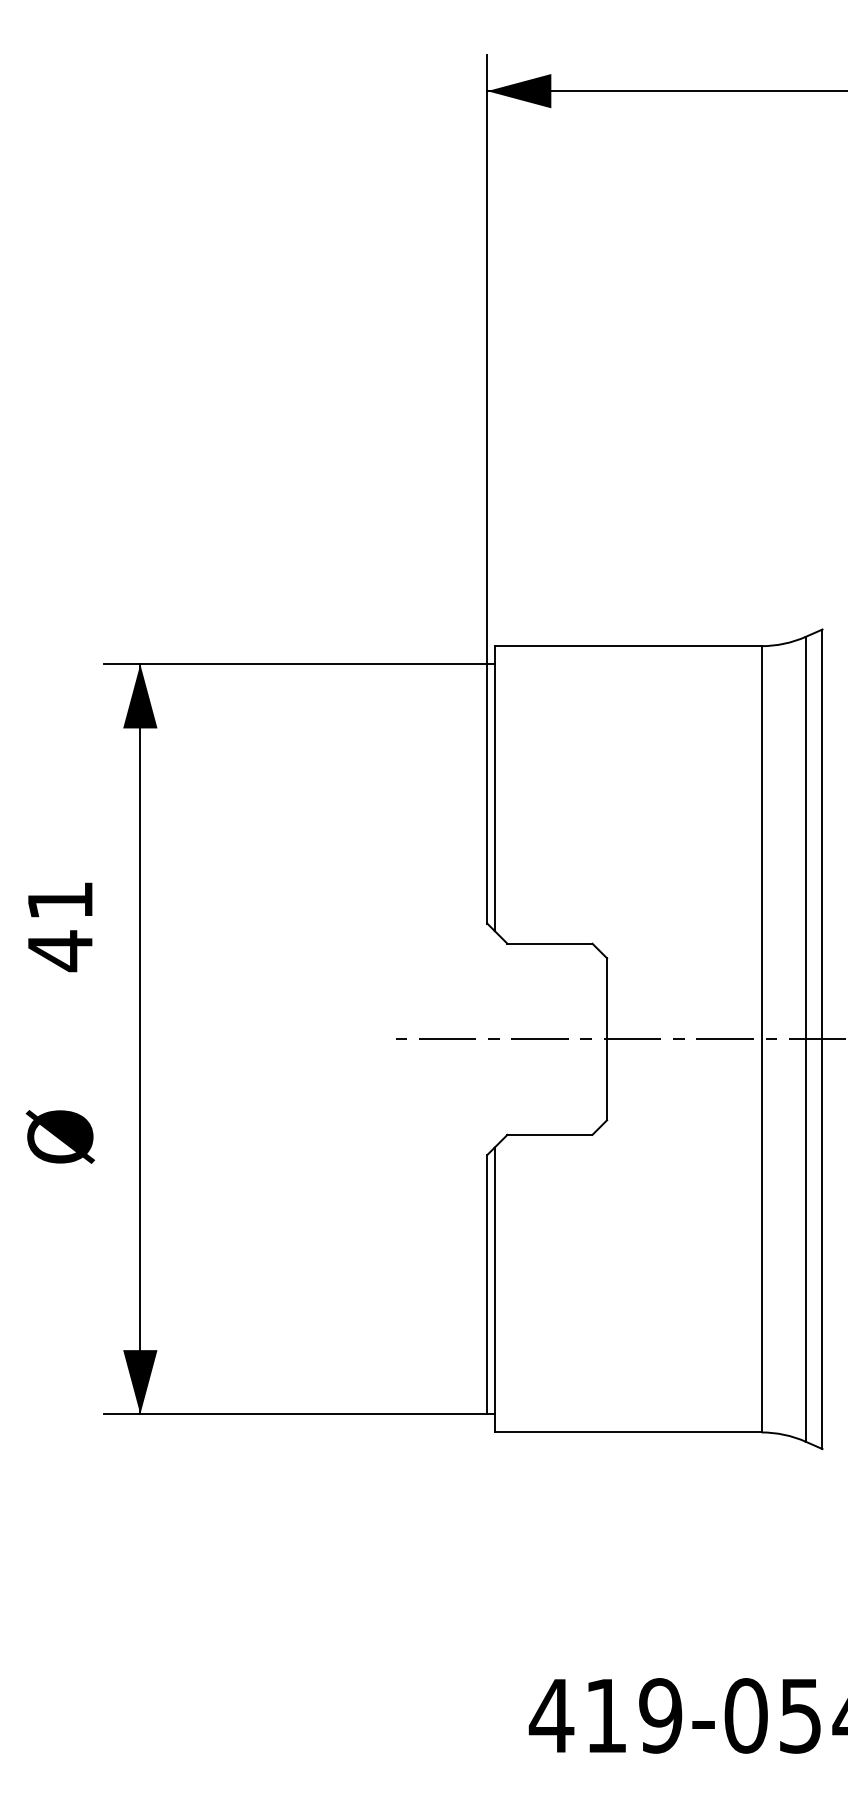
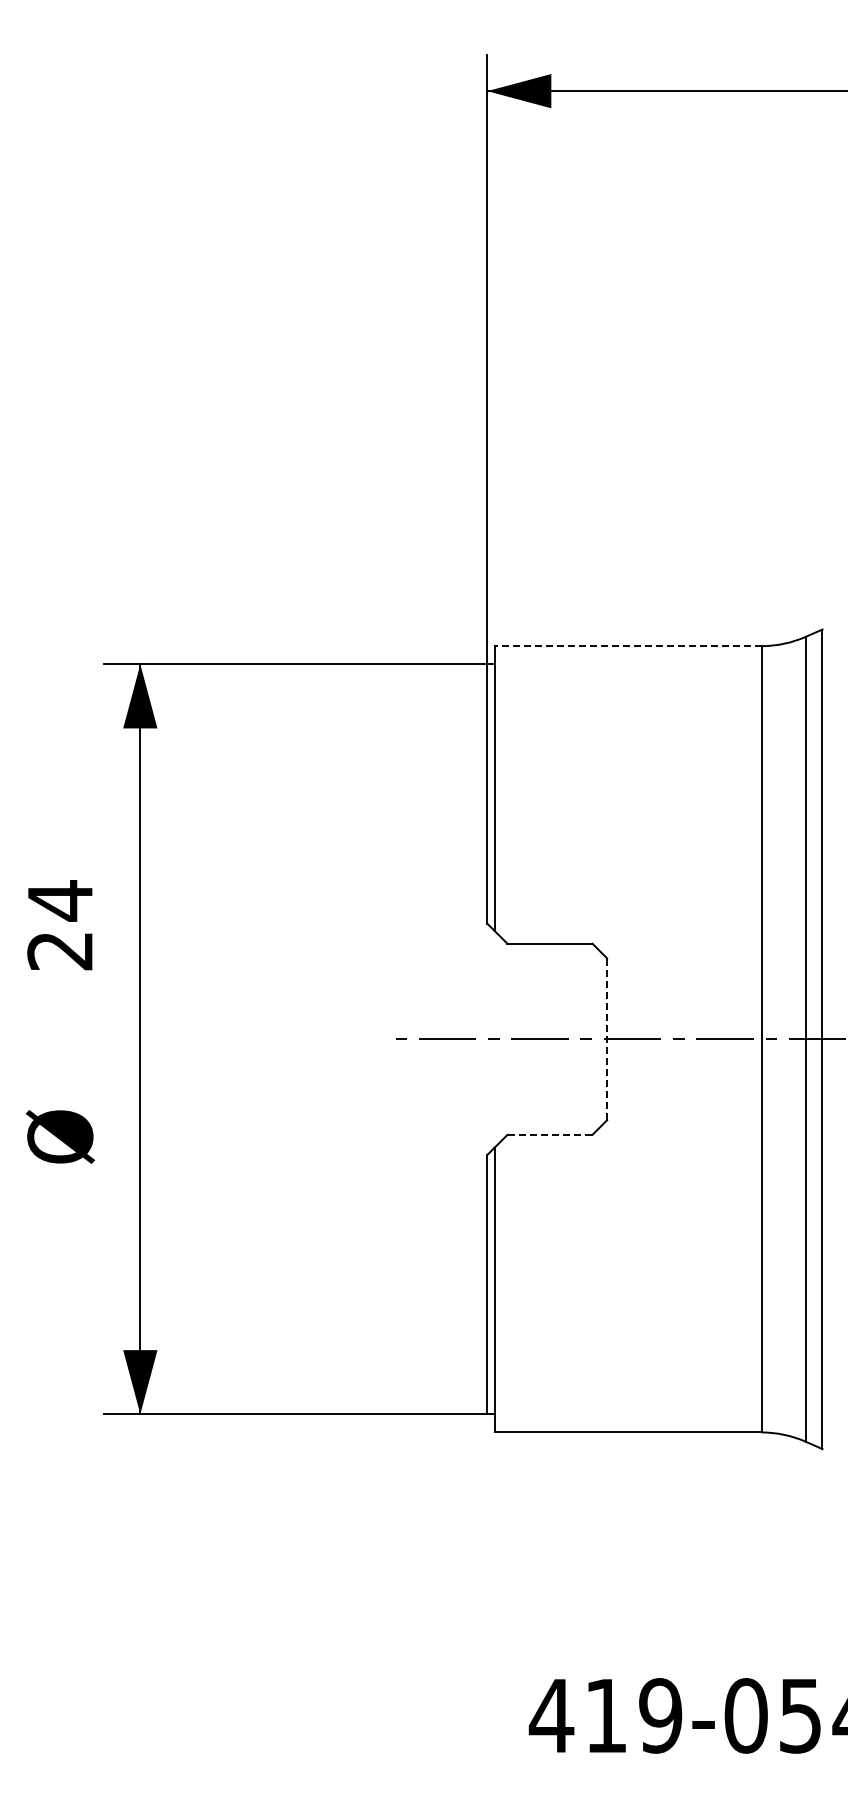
line: solid -> dashed (627, 646)
text: 41 -> 24 (59, 926)
line: solid -> dashed (607, 1039)
line: solid -> dashed (549, 1134)
